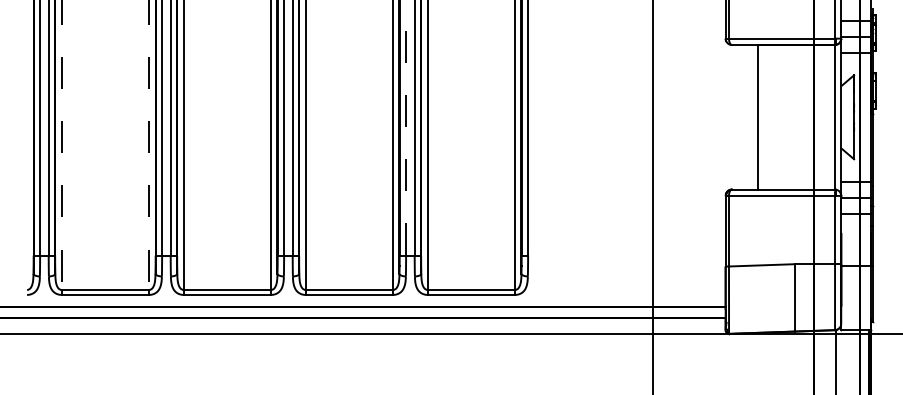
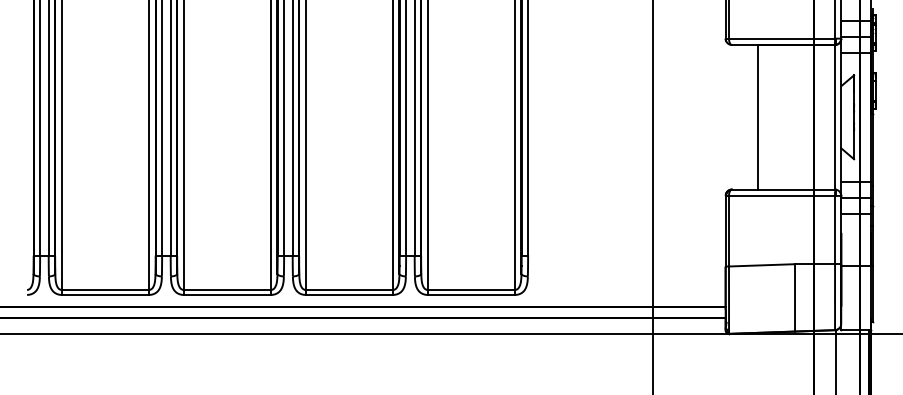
line: dashed -> solid (406, 127)
line: dashed -> solid (61, 145)
line: dashed -> solid (149, 145)
